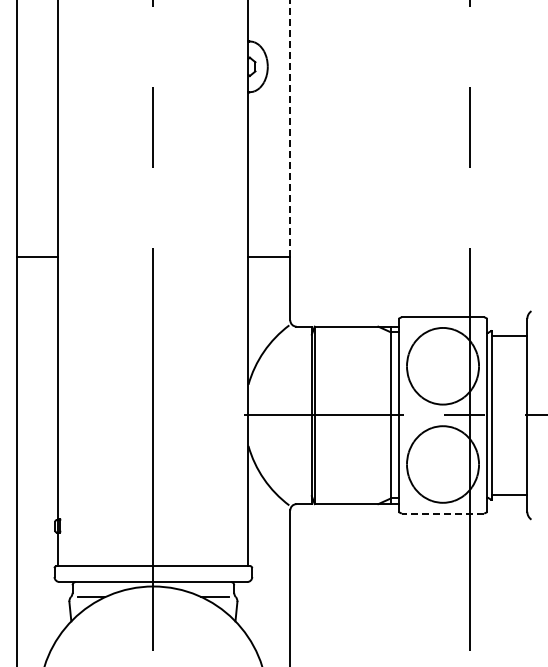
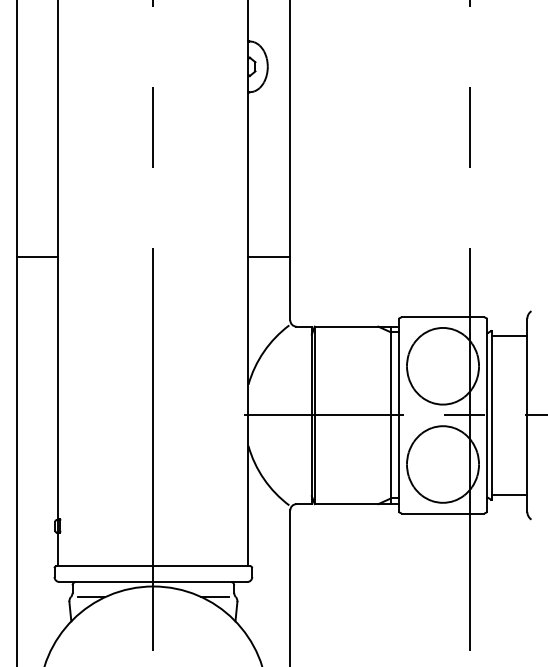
line: dashed -> solid (290, 127)
line: dashed -> solid (442, 513)
